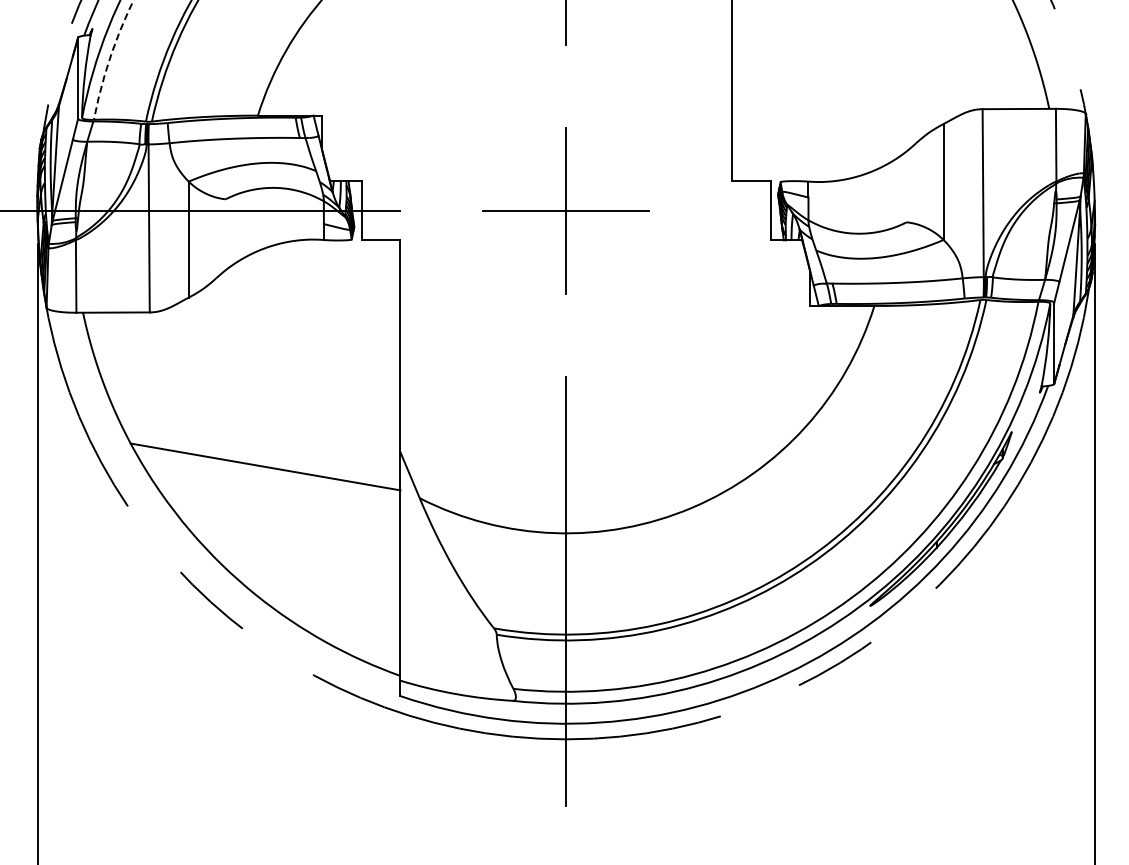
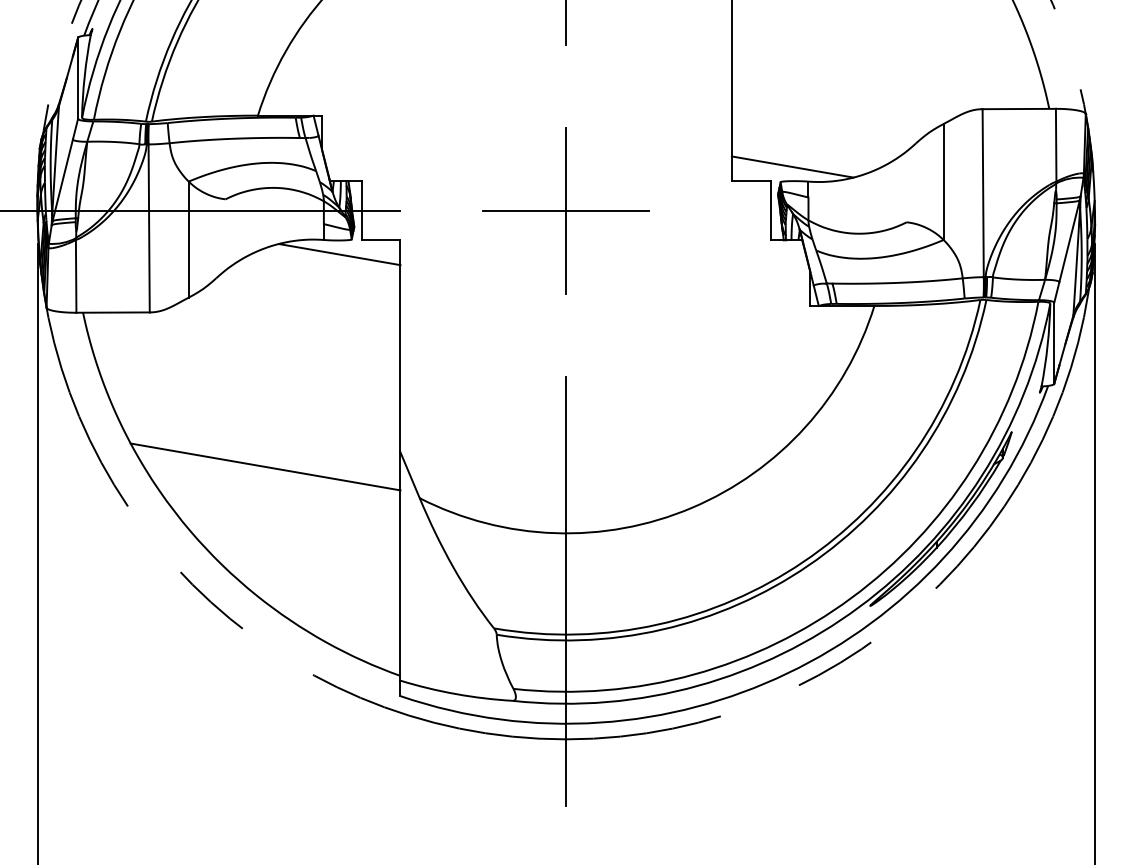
arc: dashed -> solid (110, 58)
line: none -> present (792, 166)
line: none -> present (339, 254)
